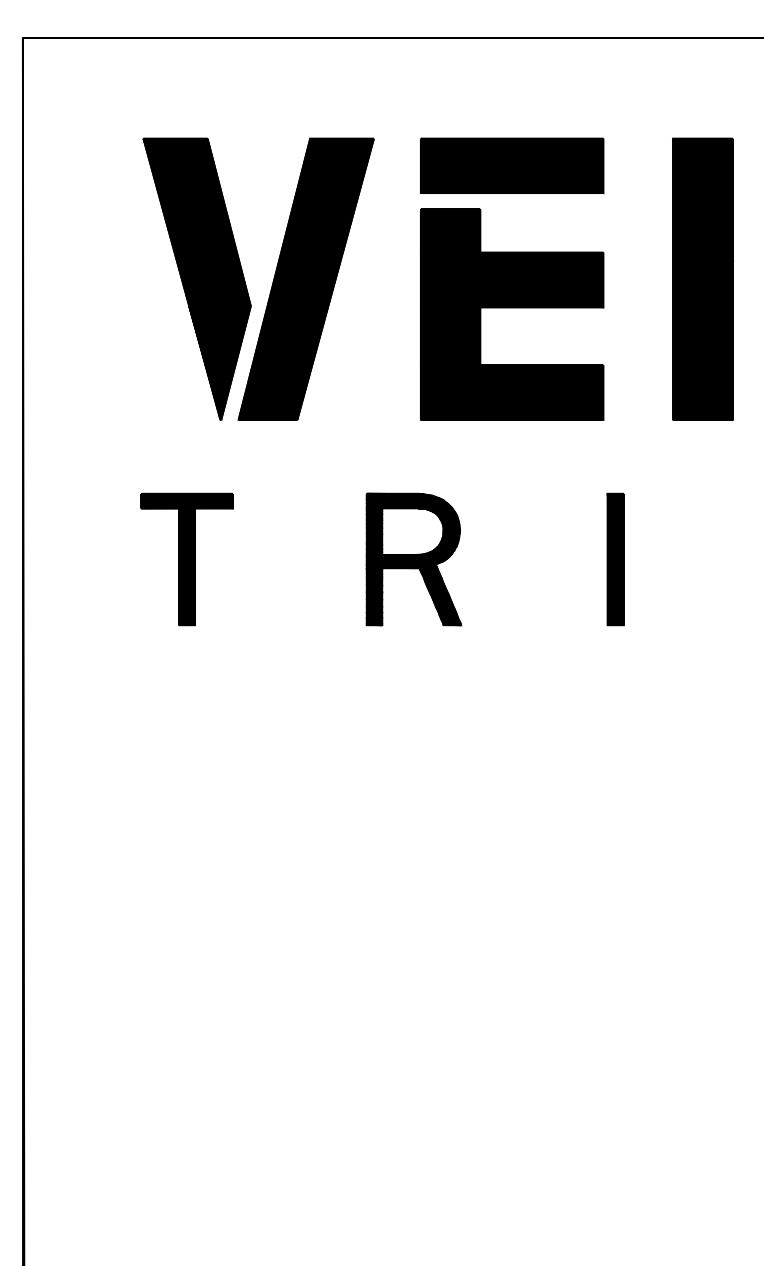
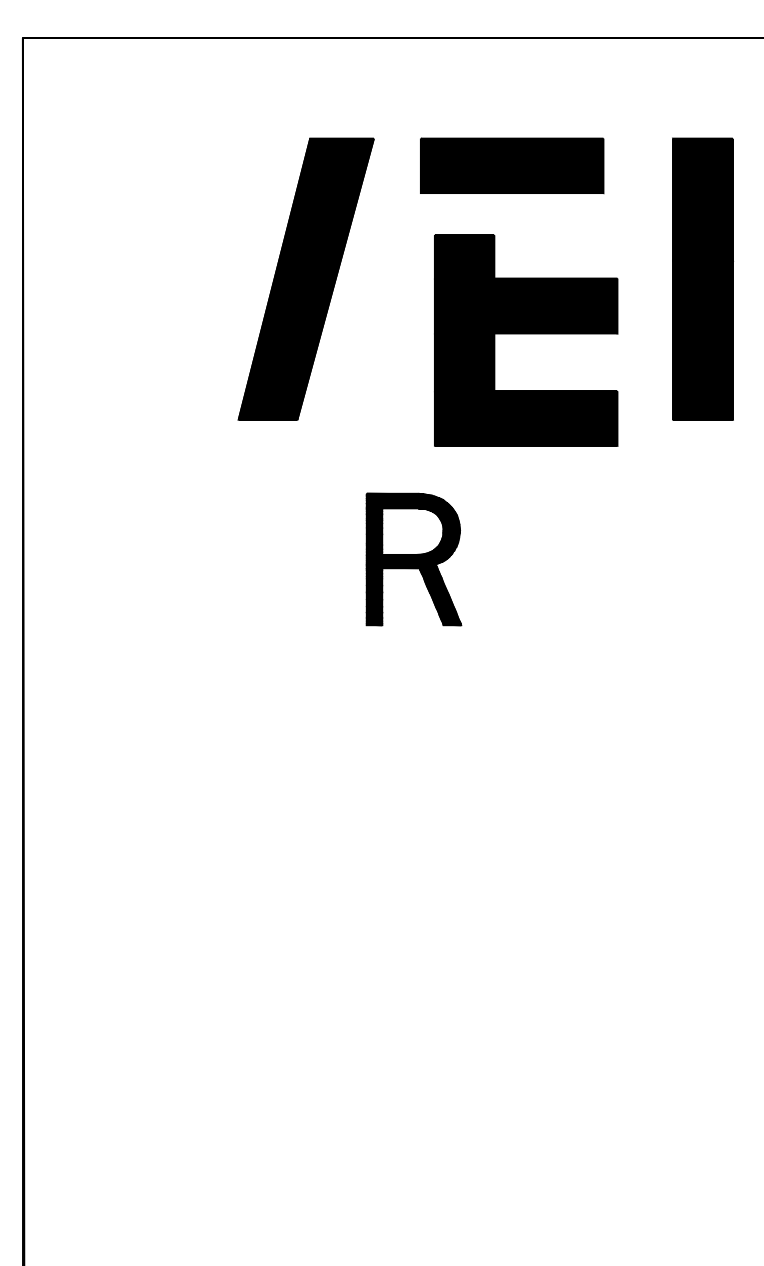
part: present -> none (196, 278)
part position: (511, 314) -> (525, 340) (525, 340)
part: present -> none (186, 559)
part: present -> none (615, 559)
